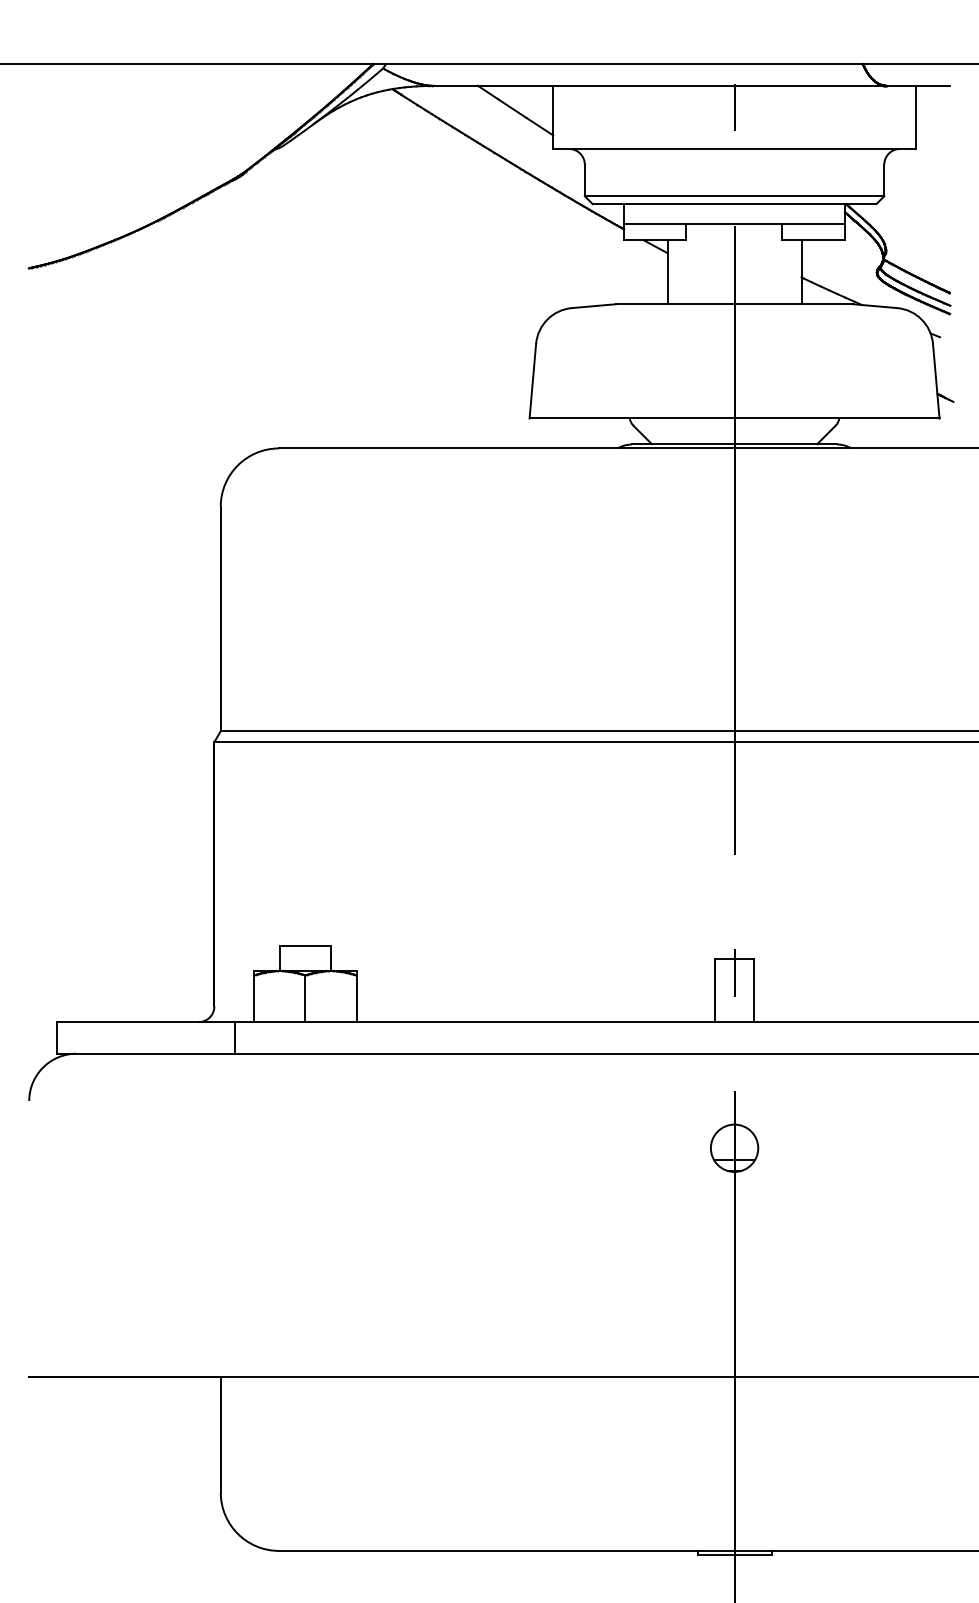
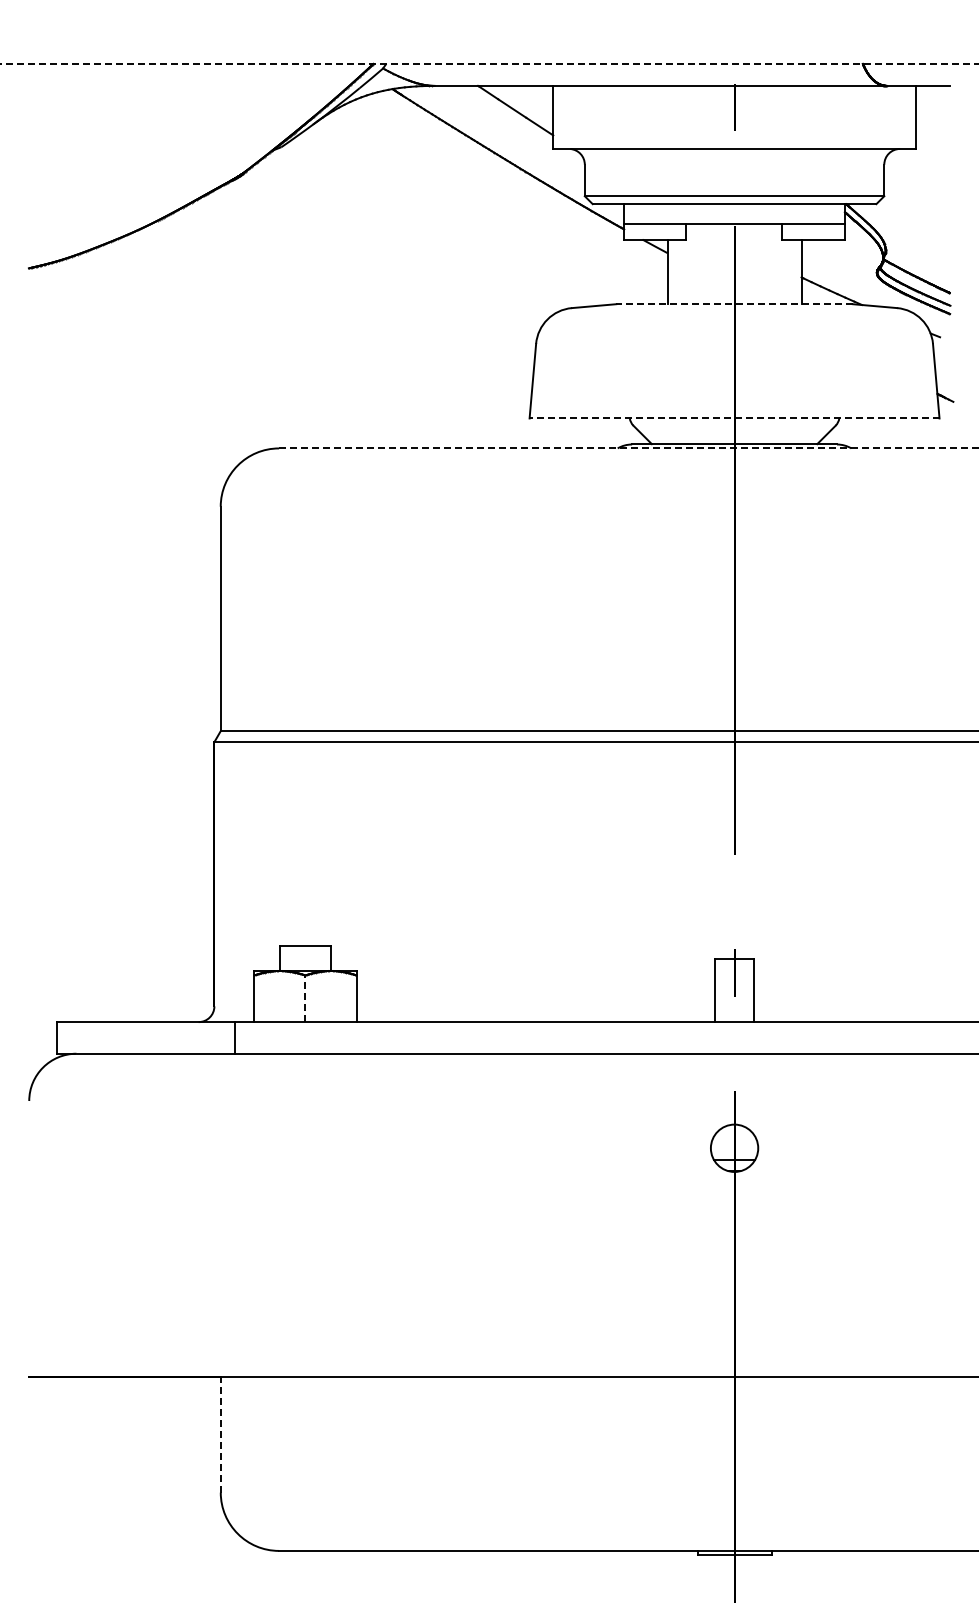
line: solid -> dashed (489, 63)
line: solid -> dashed (734, 304)
line: solid -> dashed (734, 418)
line: solid -> dashed (628, 448)
line: solid -> dashed (305, 998)
line: solid -> dashed (220, 1434)
